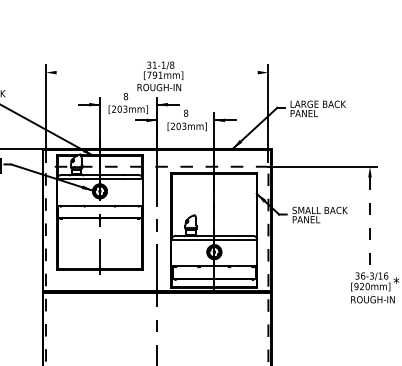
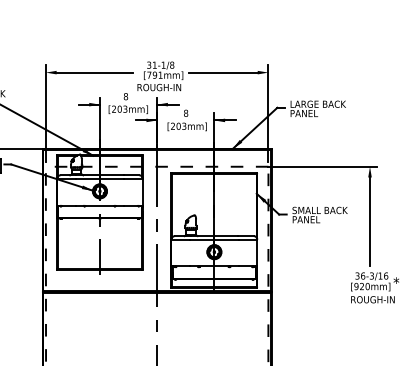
line: none -> present (94, 72)
line: none -> present (222, 72)
line: dashed -> solid (370, 222)
